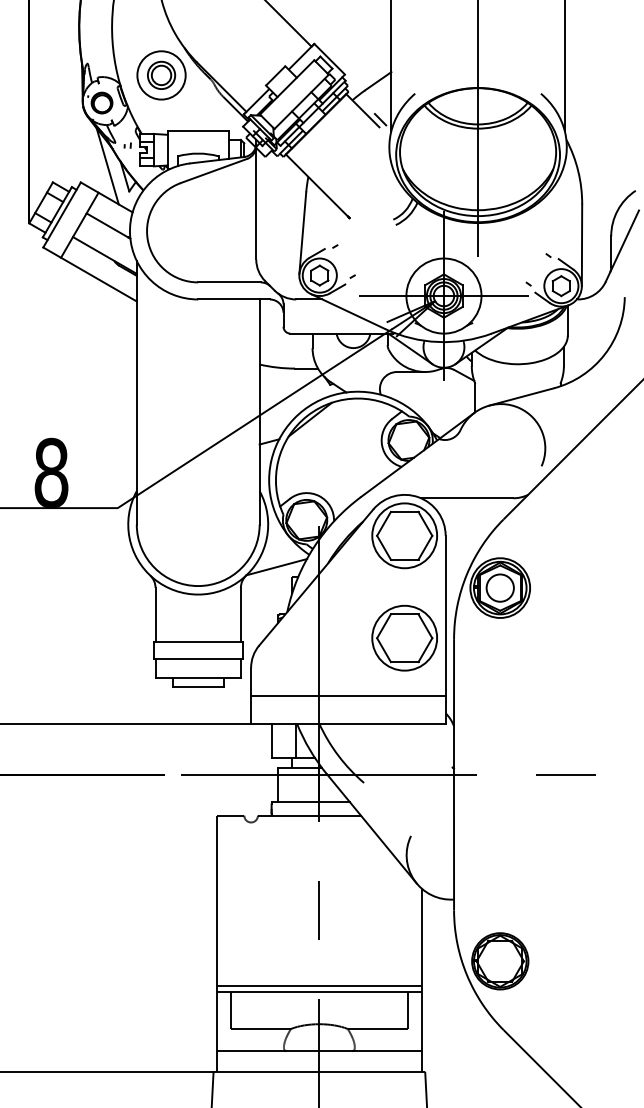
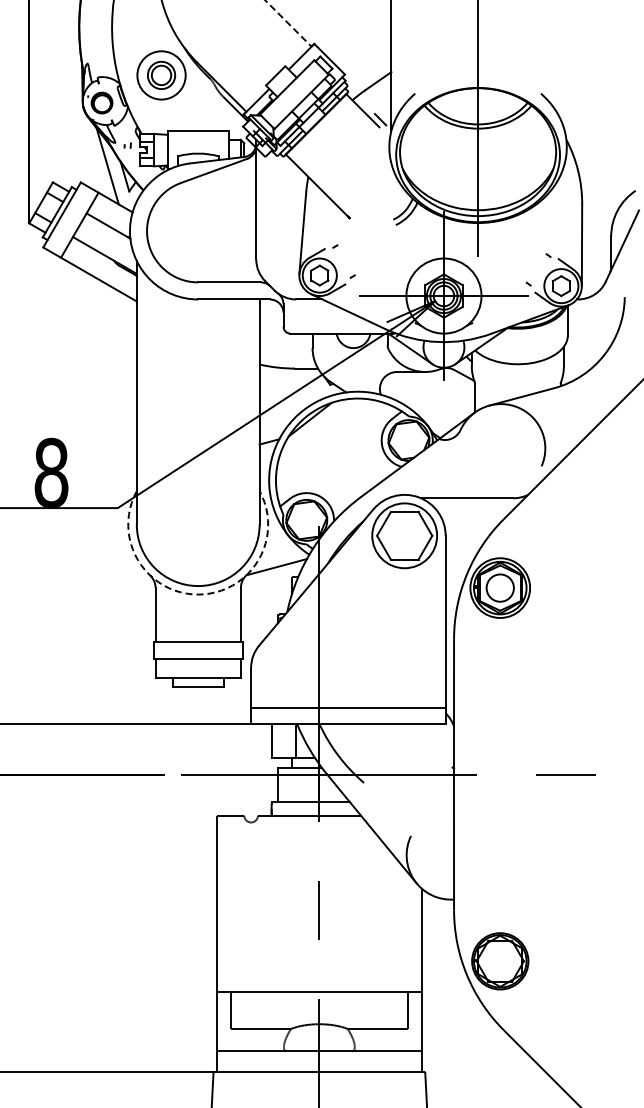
line: solid -> dashed (288, 23)
line: present -> none (564, 66)
arc: solid -> dashed (198, 594)
part: present -> none (404, 637)
line position: (348, 696) -> (348, 708) (348, 708)
line: present -> none (319, 986)
